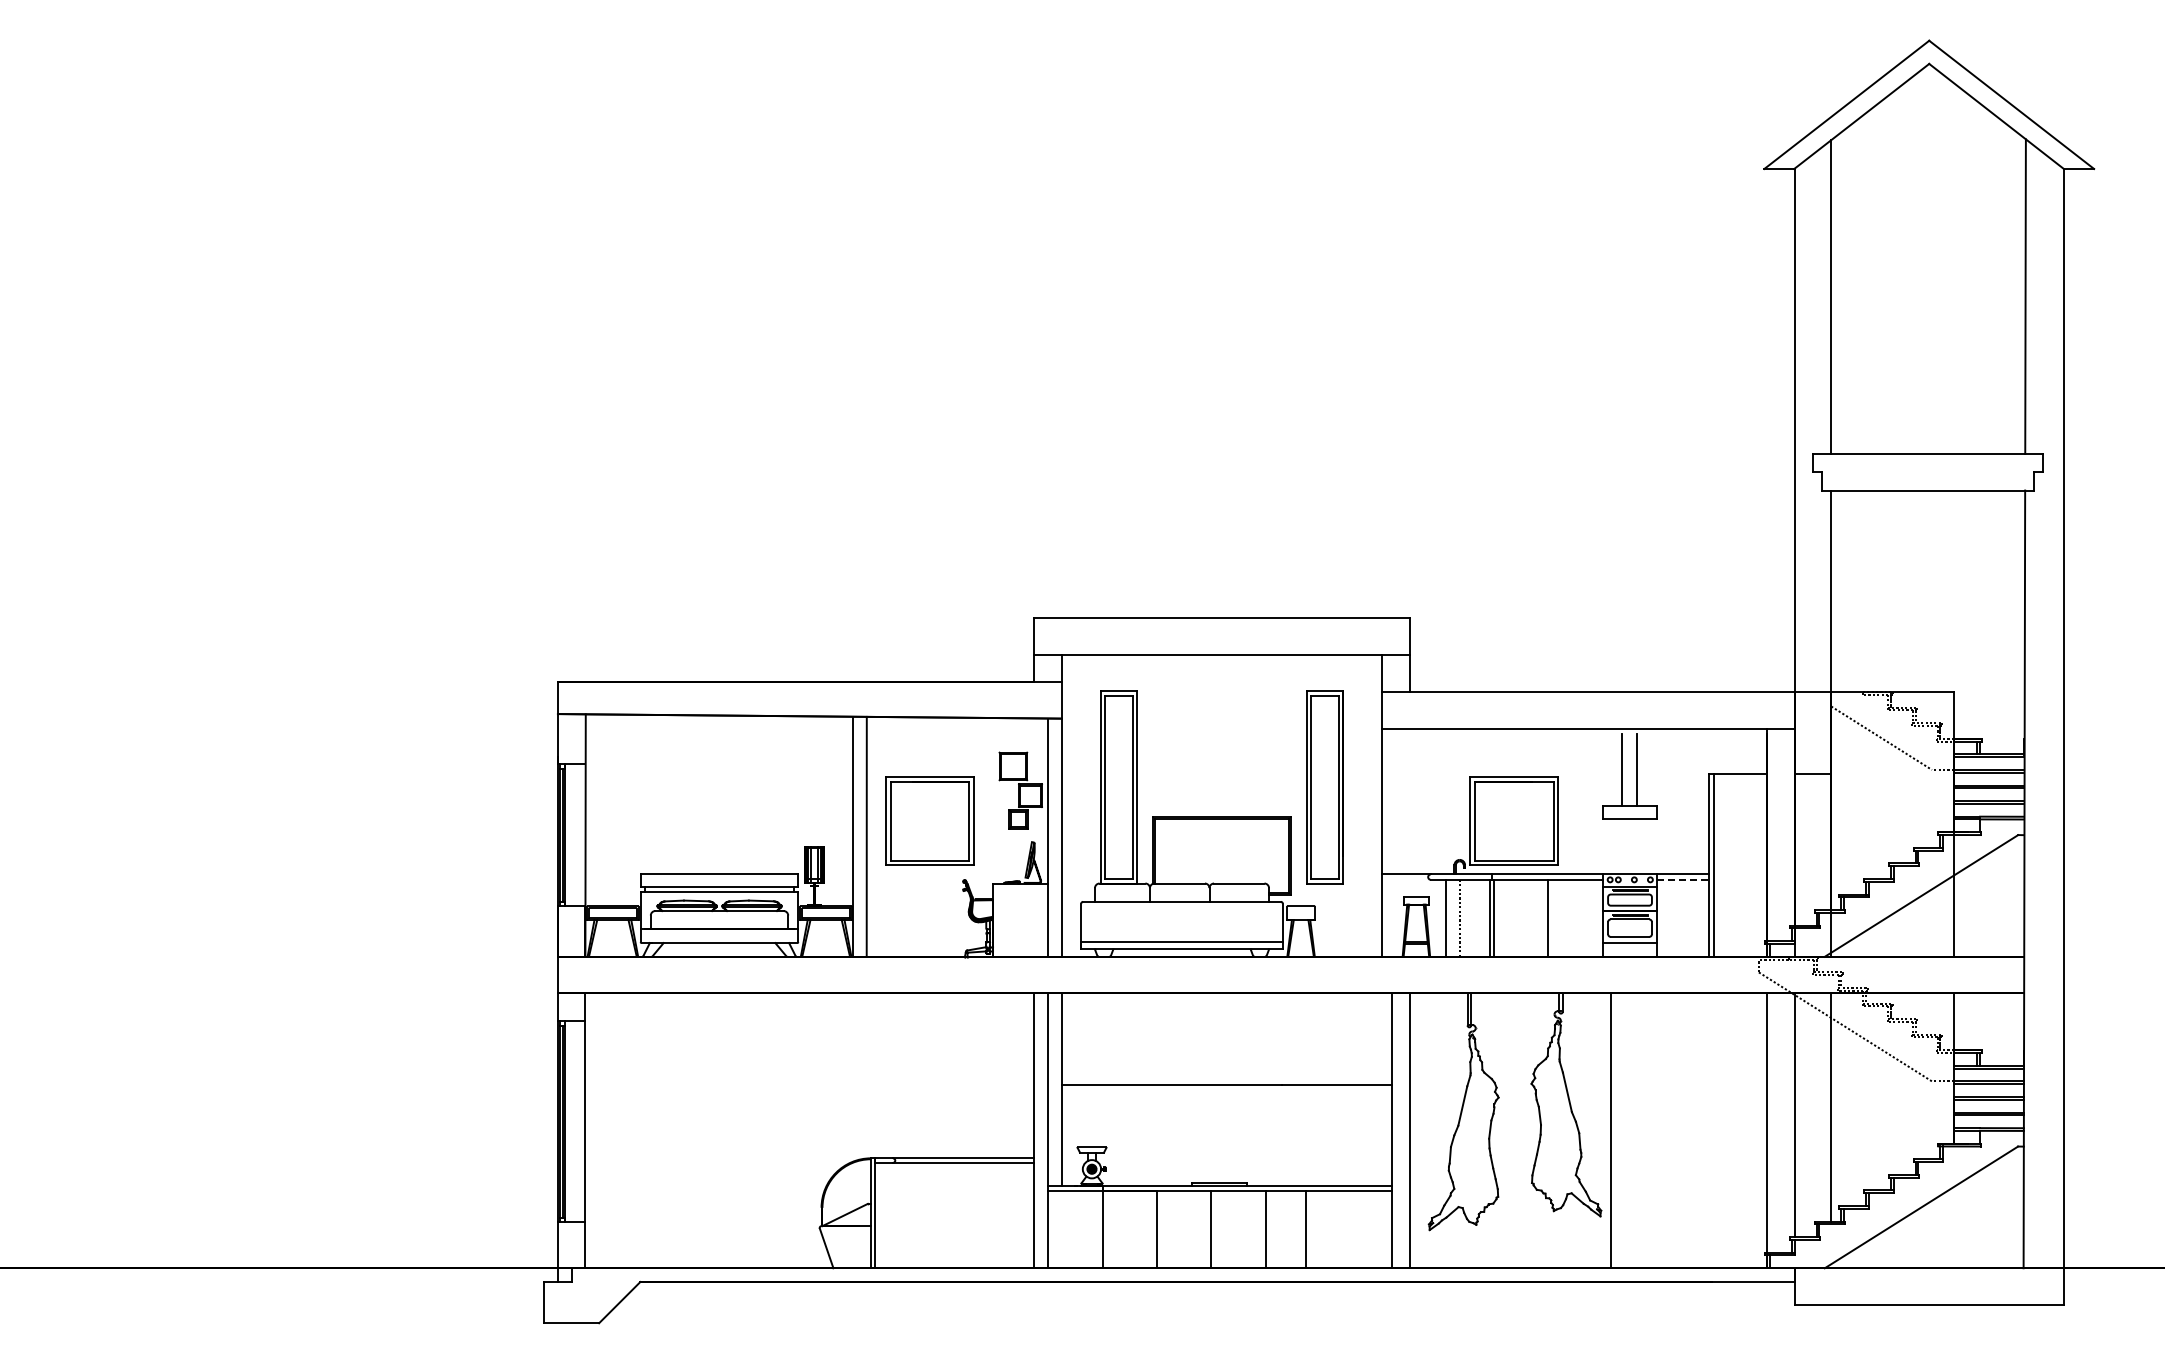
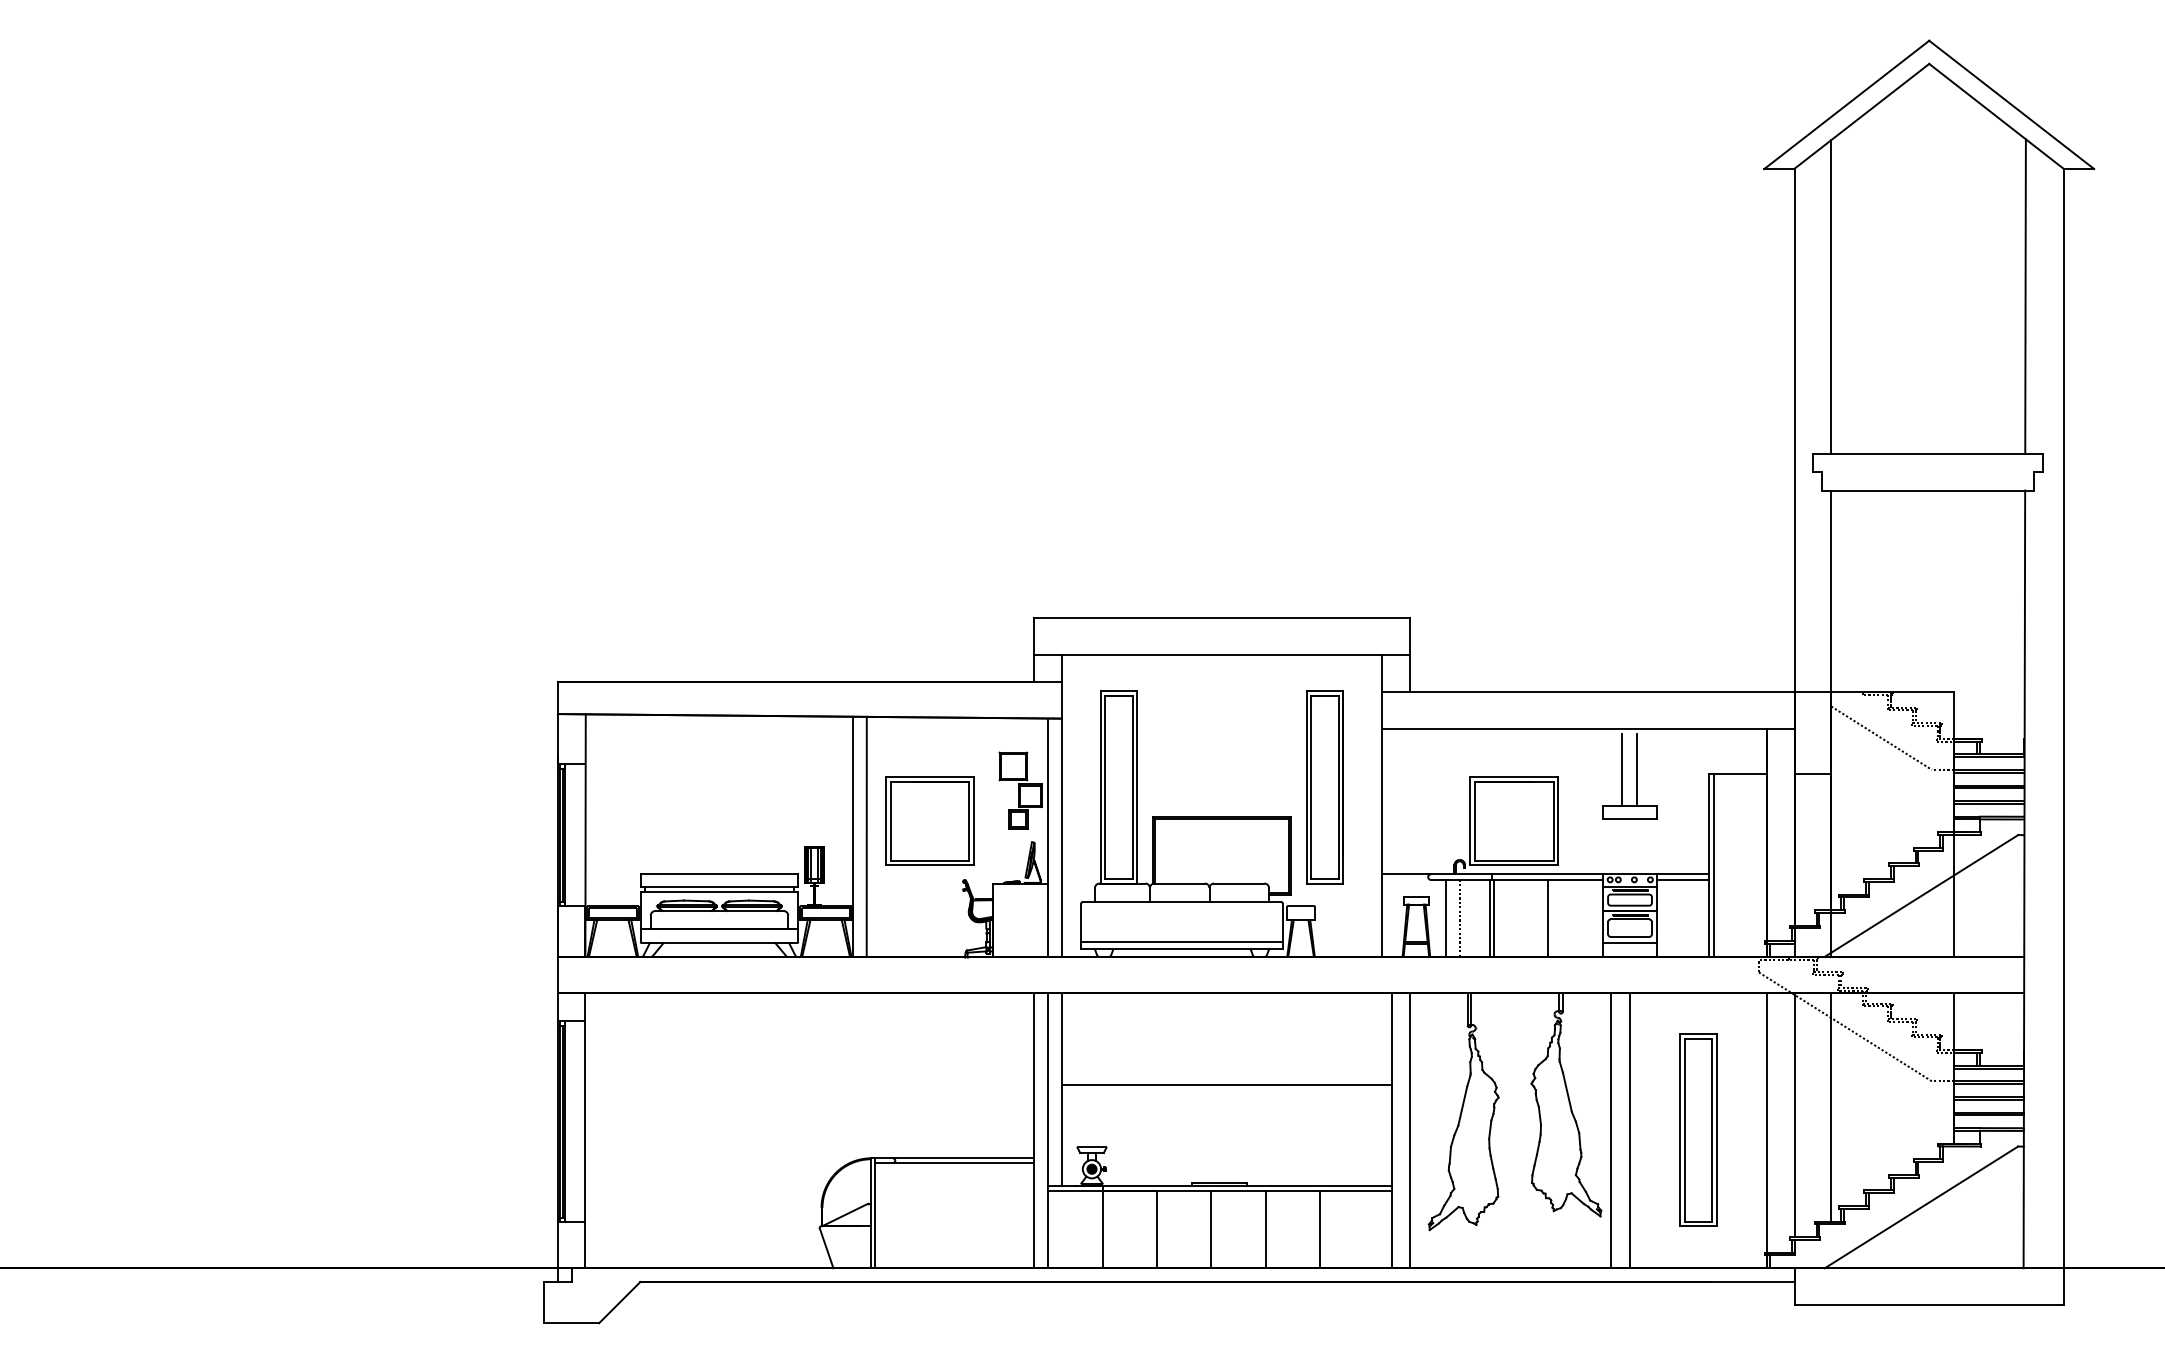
line: dashed -> solid (1683, 879)
part: none -> present (1698, 1129)
line: none -> present (1629, 1130)
line position: (1305, 1229) -> (1319, 1229) (1319, 1229)
